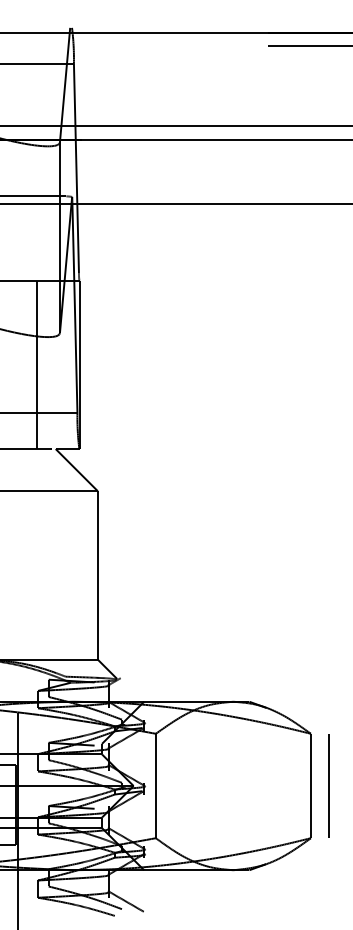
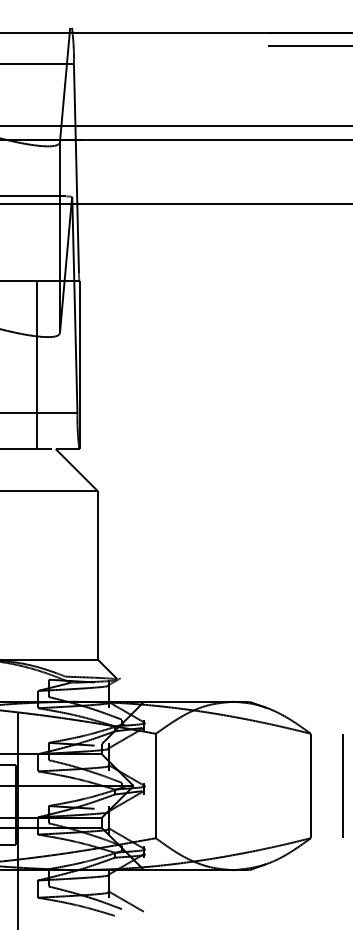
line position: (328, 785) -> (342, 785) (342, 785)
